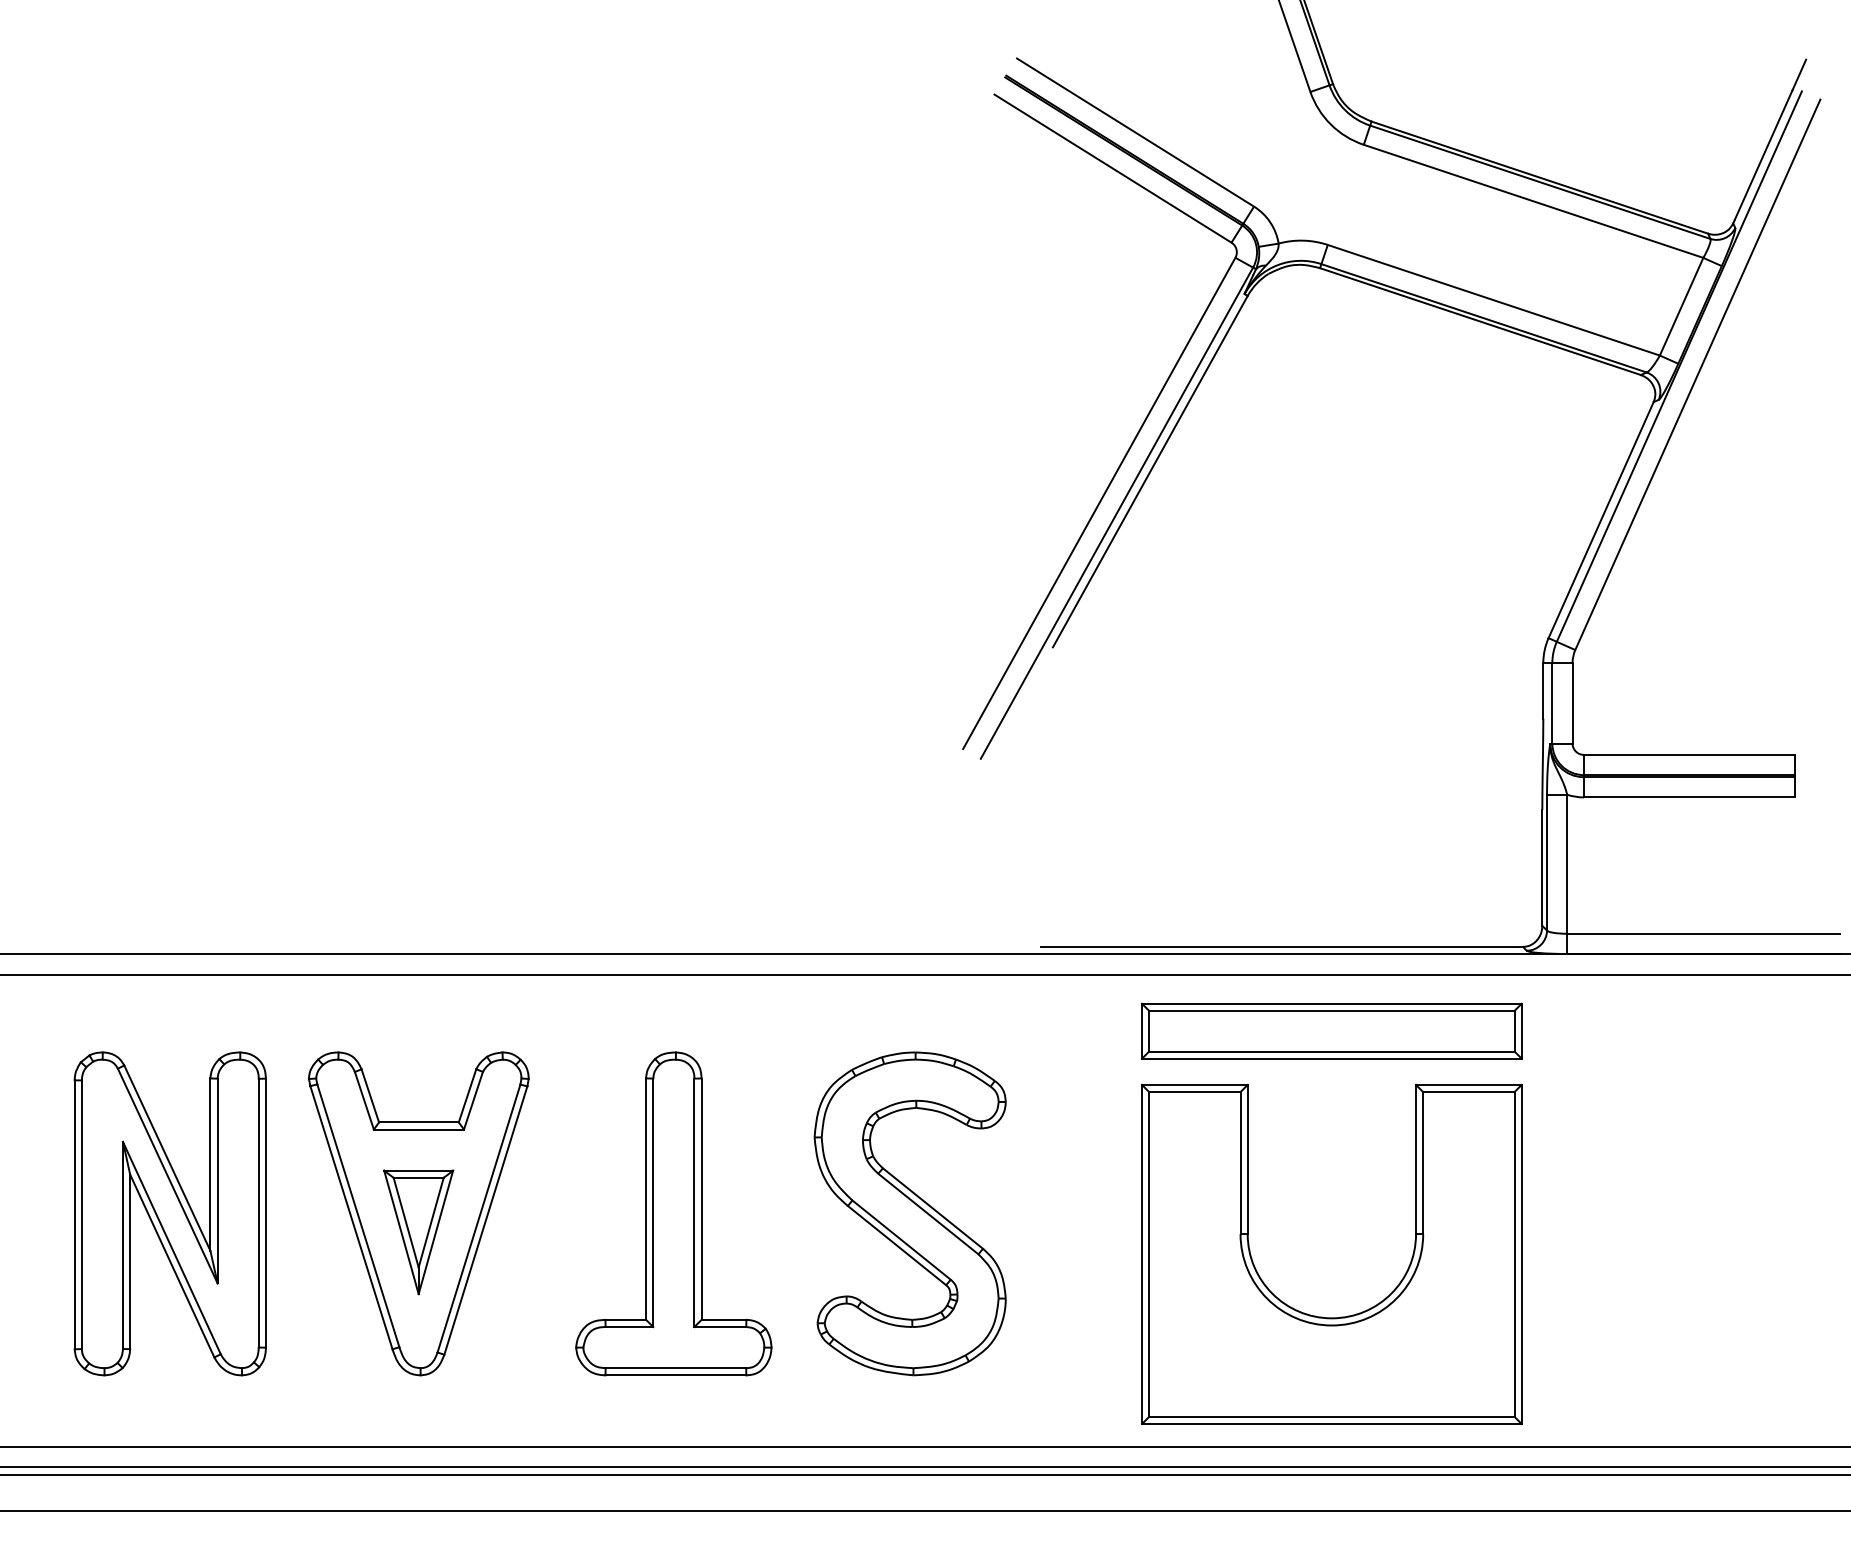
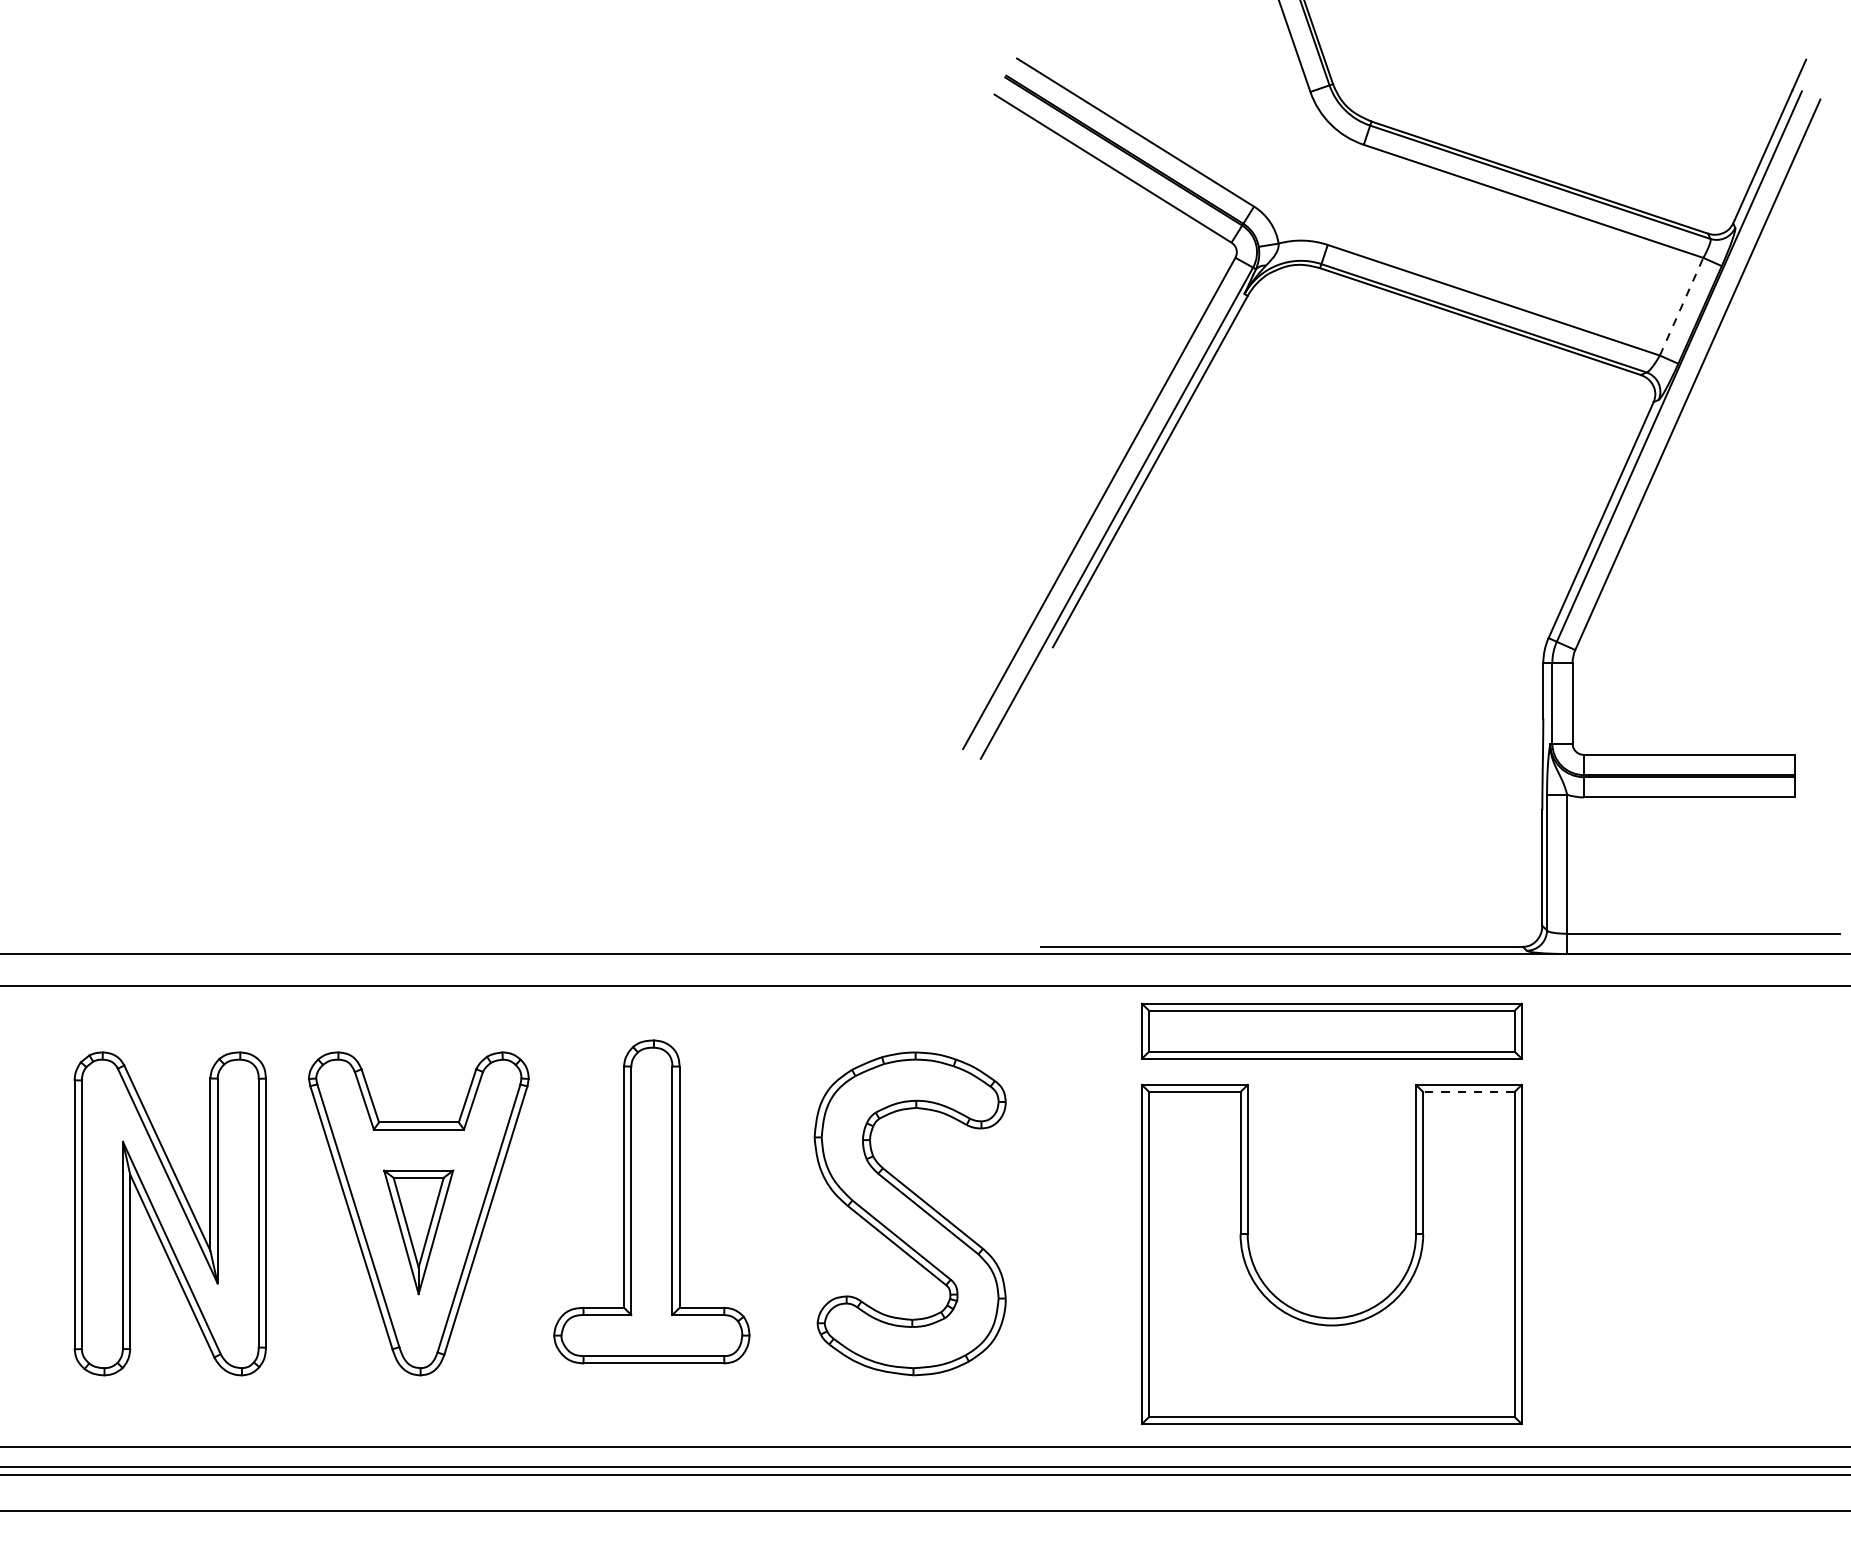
line: solid -> dashed (1681, 306)
line position: (924, 974) -> (924, 985) (924, 985)
line: solid -> dashed (1468, 1092)
part position: (673, 1213) -> (651, 1201) (651, 1201)
